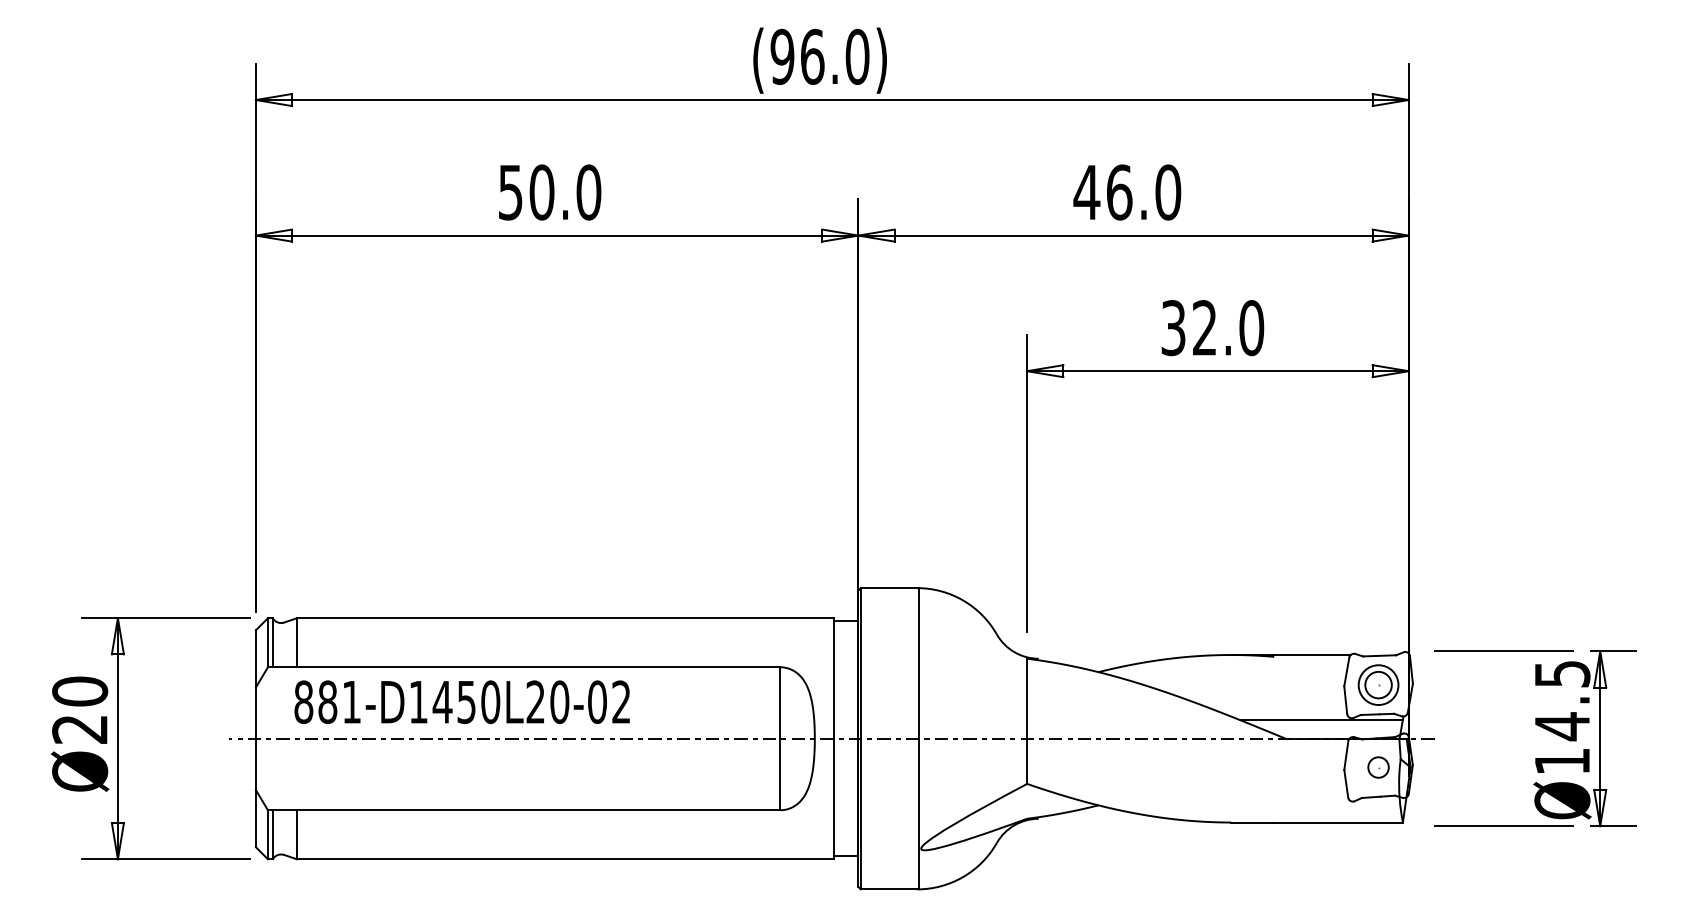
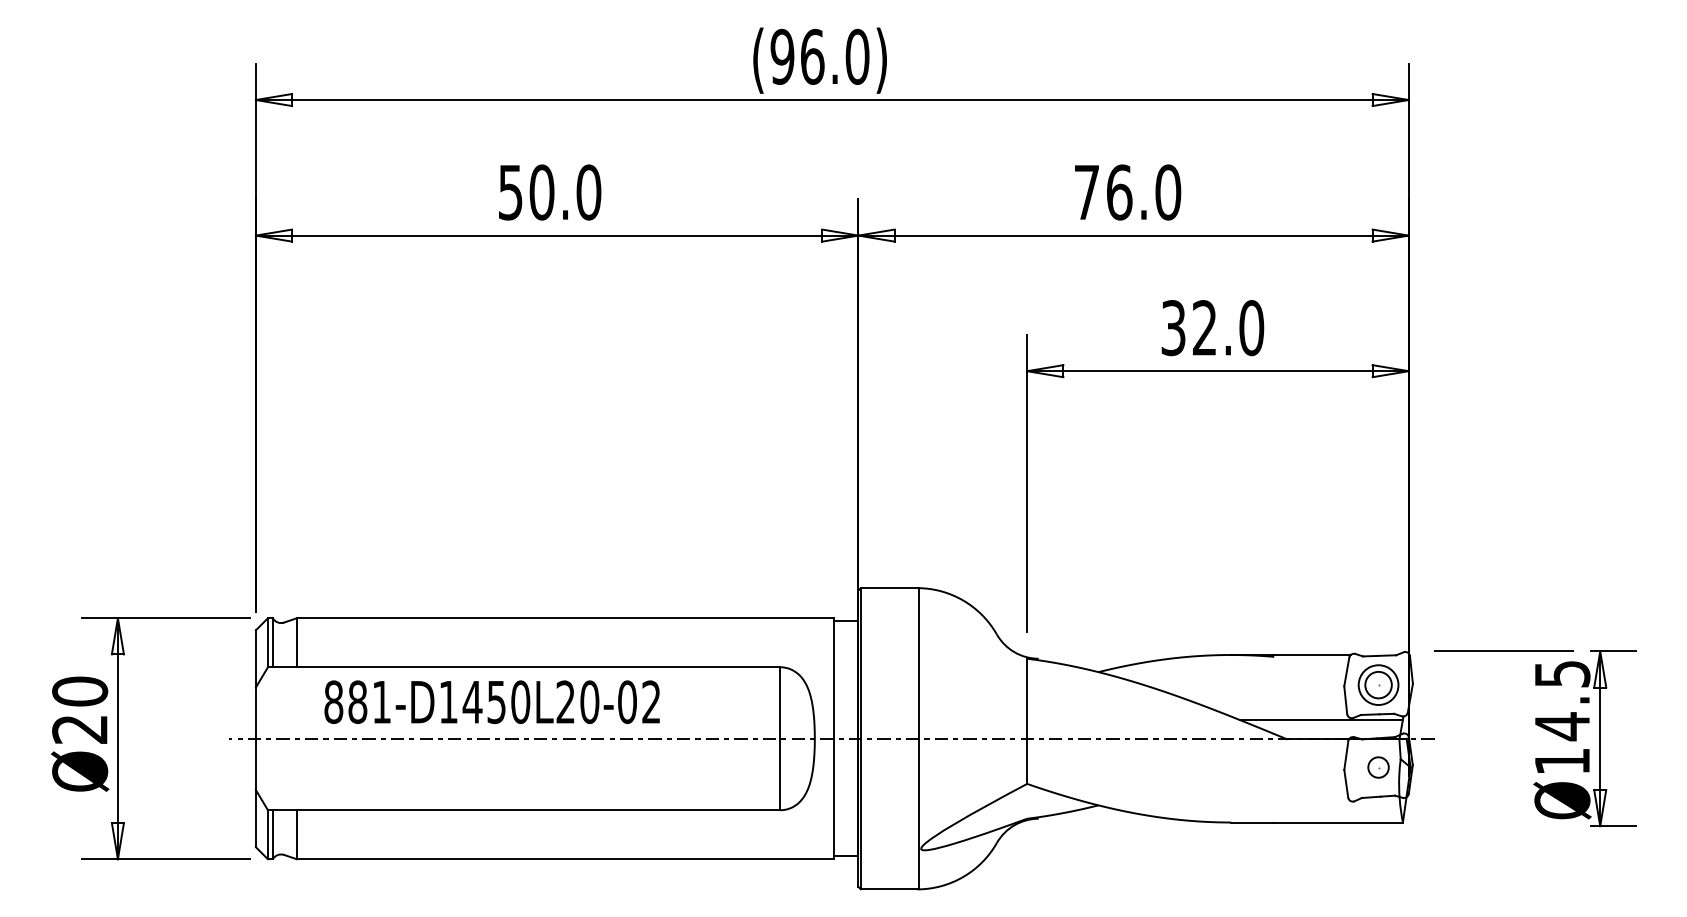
text: 46.0 -> 76.0 (1086, 192)
text position: (461, 701) -> (491, 701) (491, 701)
line: present -> none (1503, 826)
